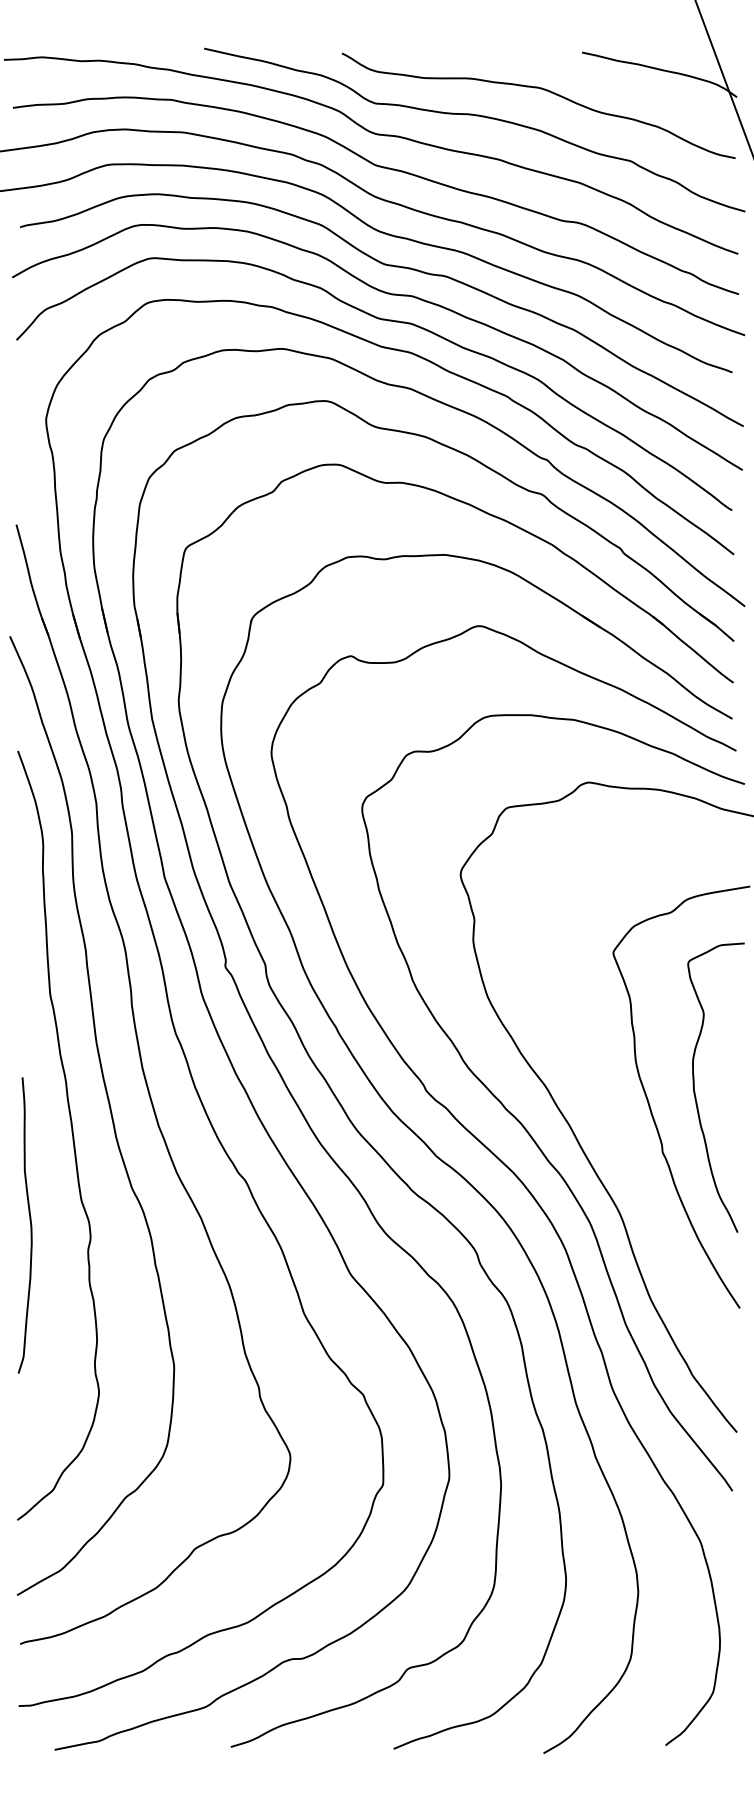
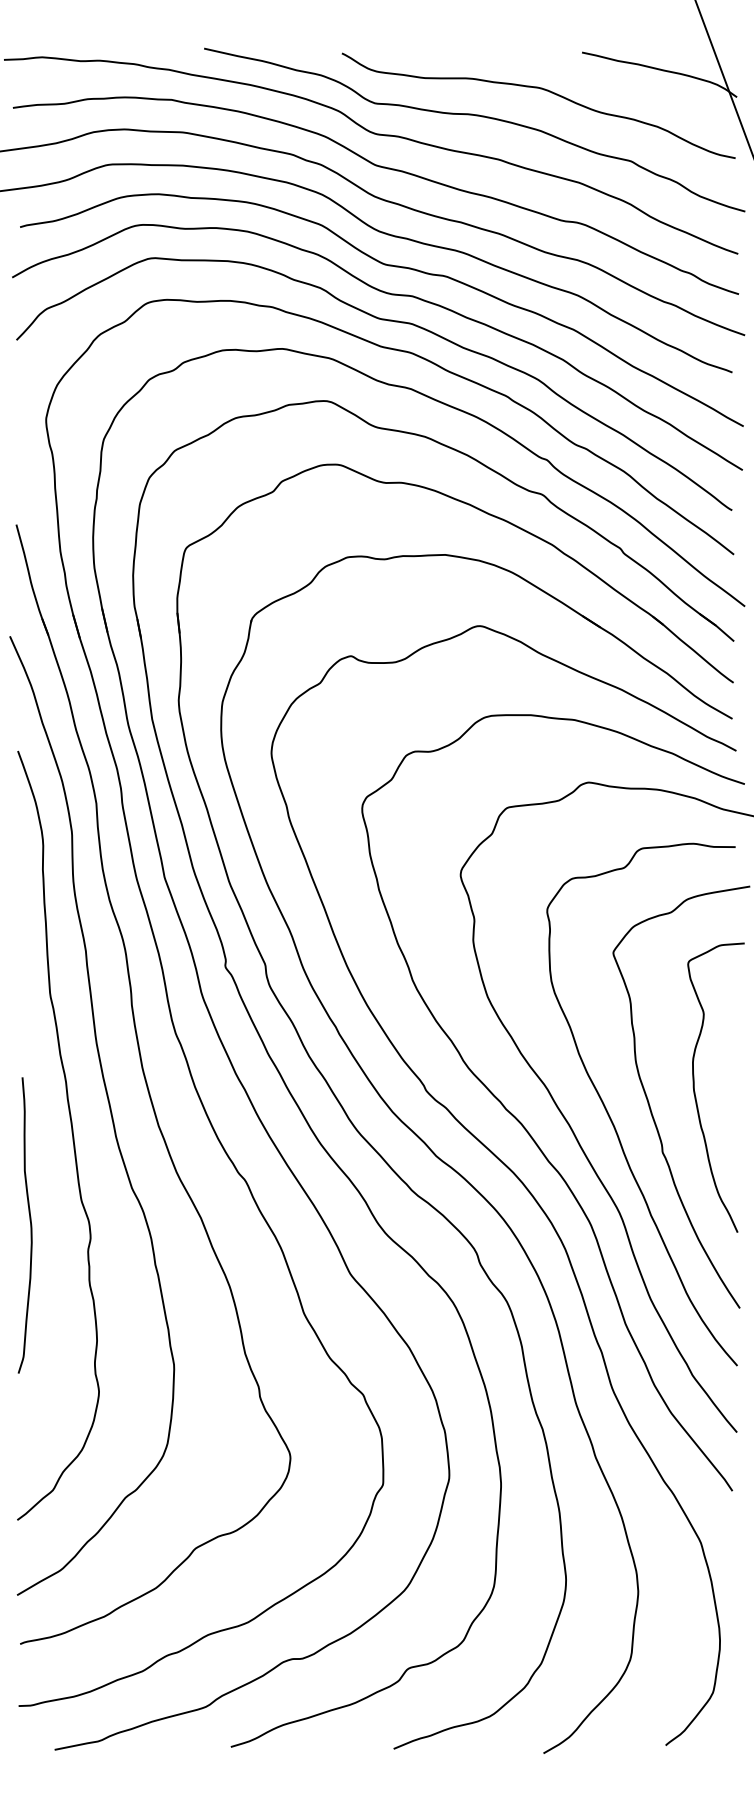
curve: none -> present (611, 1118)
